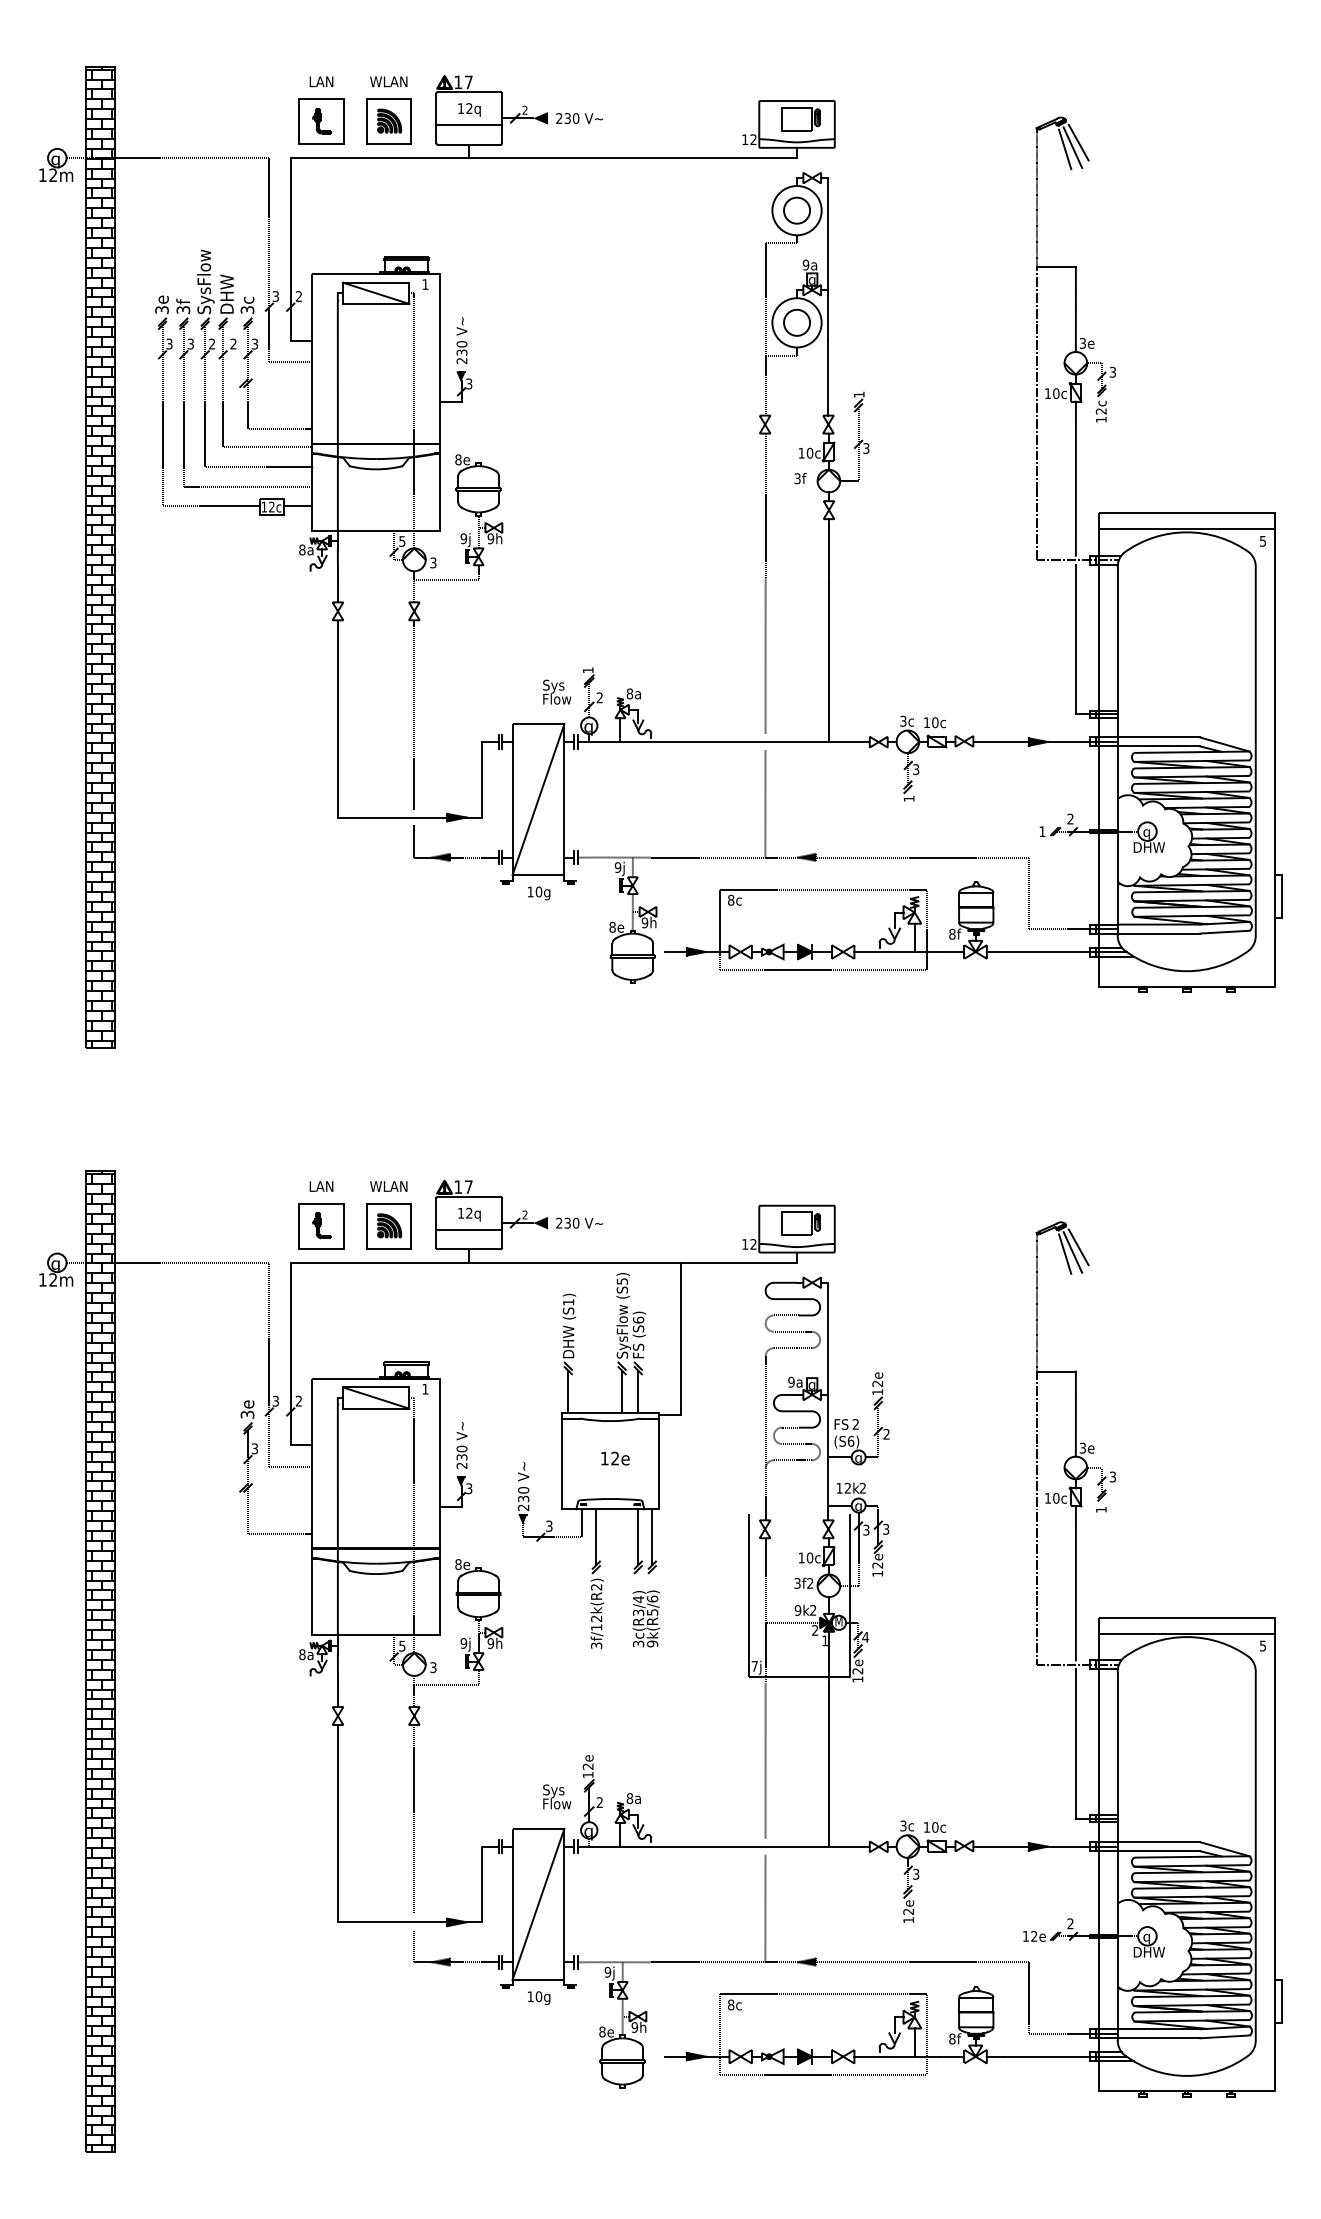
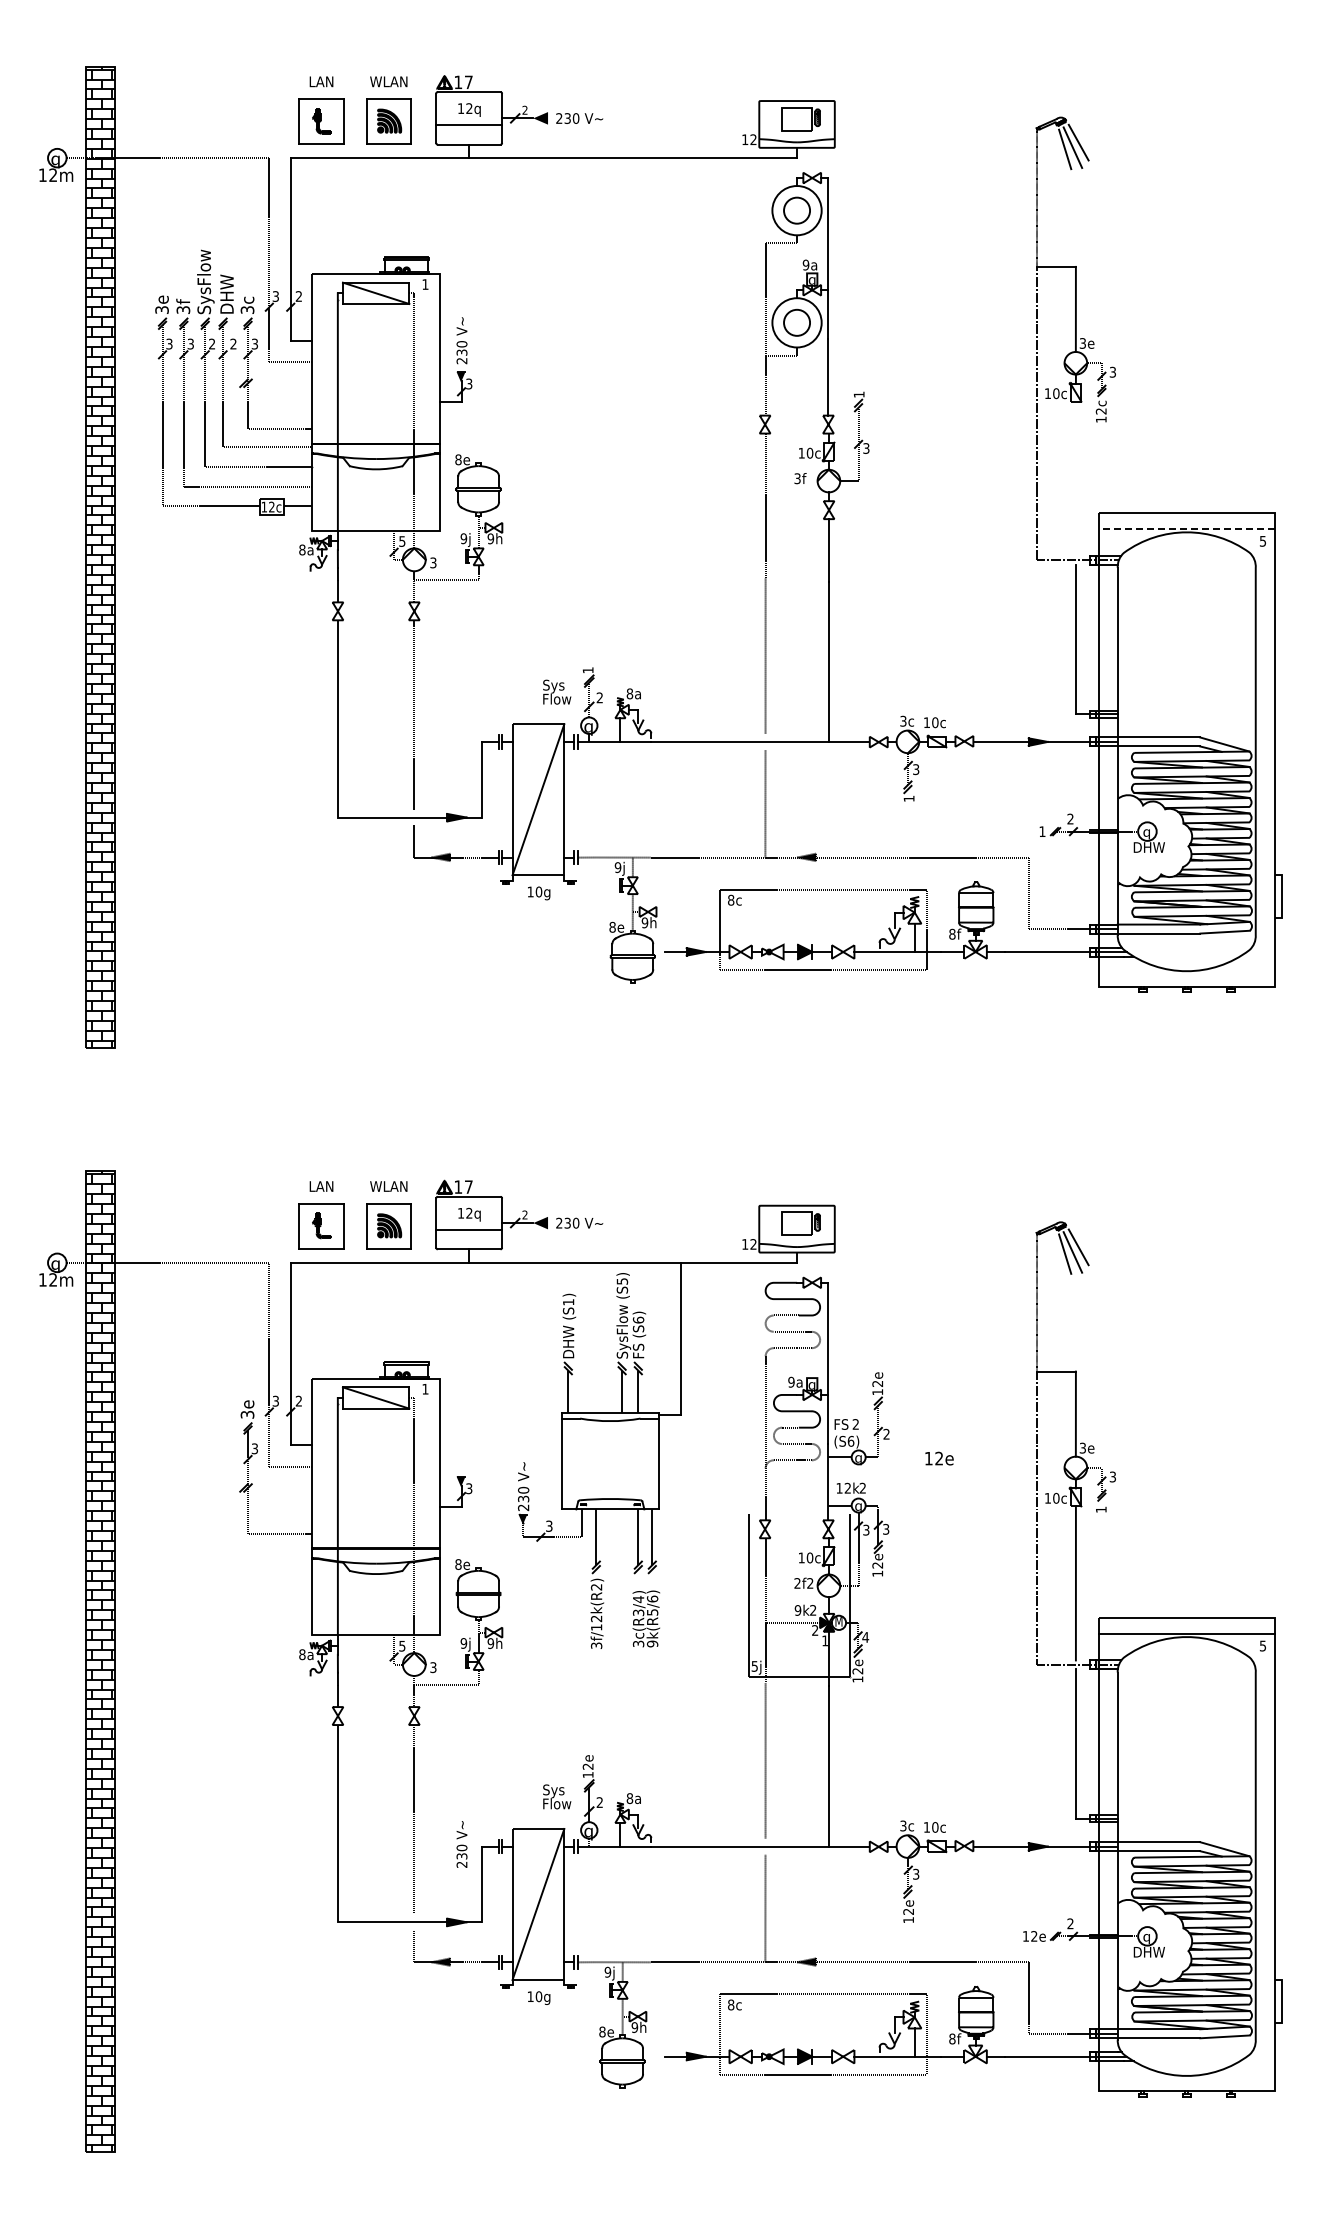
line: present -> none (1075, 478)
line: solid -> dashed (1186, 528)
text position: (461, 1445) -> (461, 1844) (461, 1844)
text position: (615, 1458) -> (939, 1458) (939, 1458)
text: 3f -> 2f (797, 1583)
text: 7j -> 5j (754, 1666)
